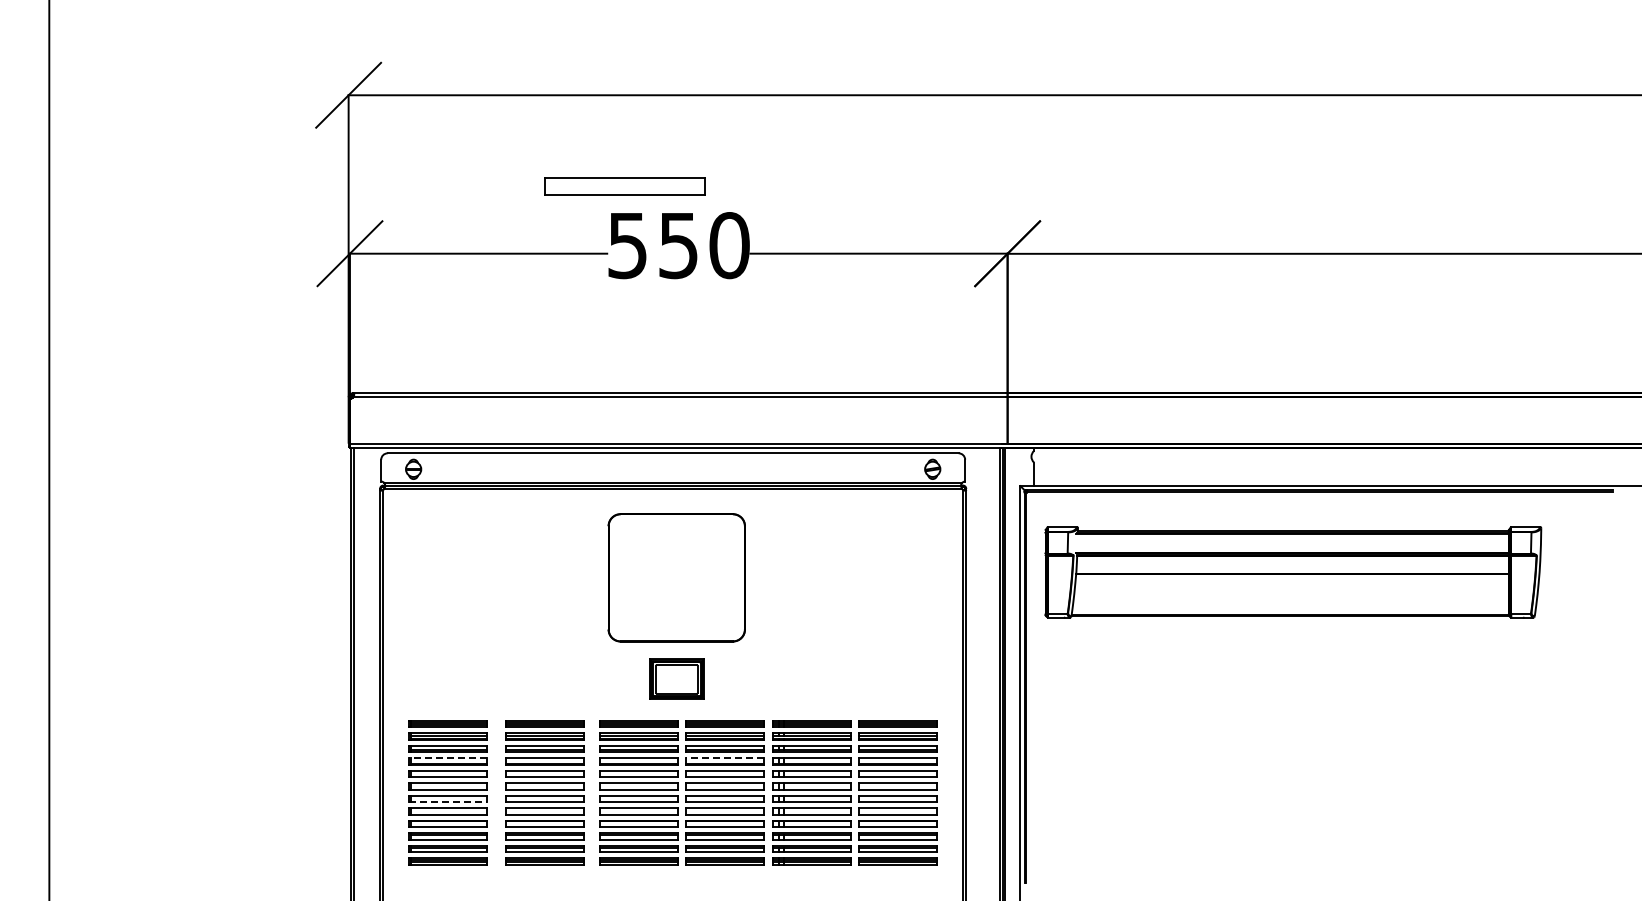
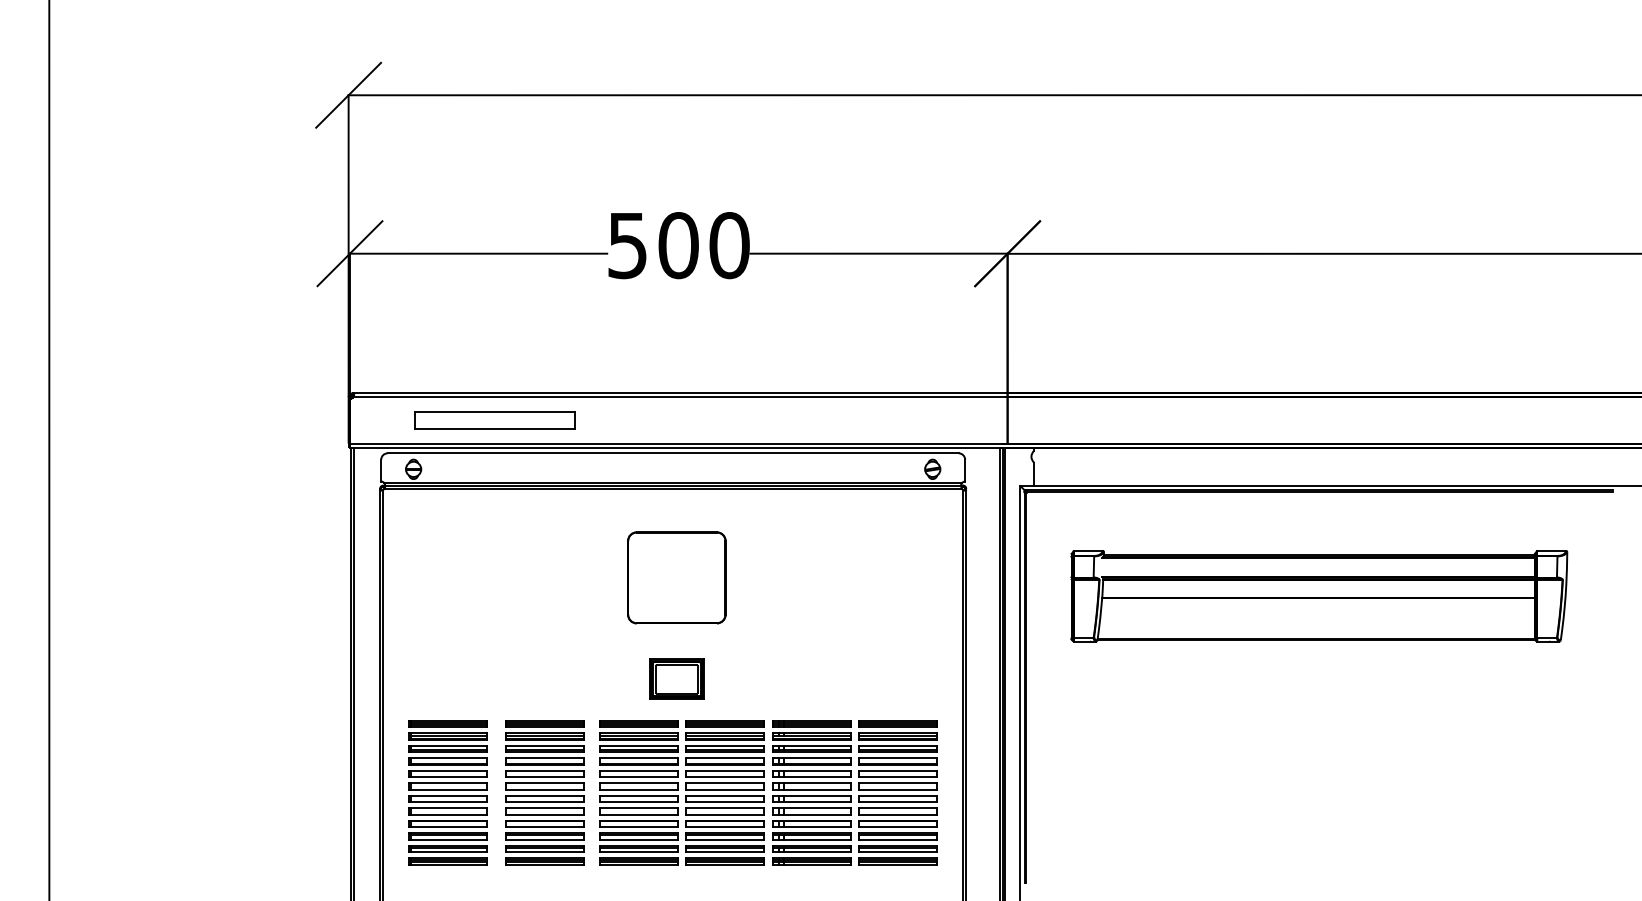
part position: (624, 186) -> (494, 420) (494, 420)
text: 550 -> 500 (678, 245)
part position: (1293, 572) -> (1319, 596) (1319, 596)
part size: 139x130 px -> 100x94 px (676, 577)
line: dashed -> solid (448, 758)
line: dashed -> solid (725, 758)
line: dashed -> solid (448, 802)
